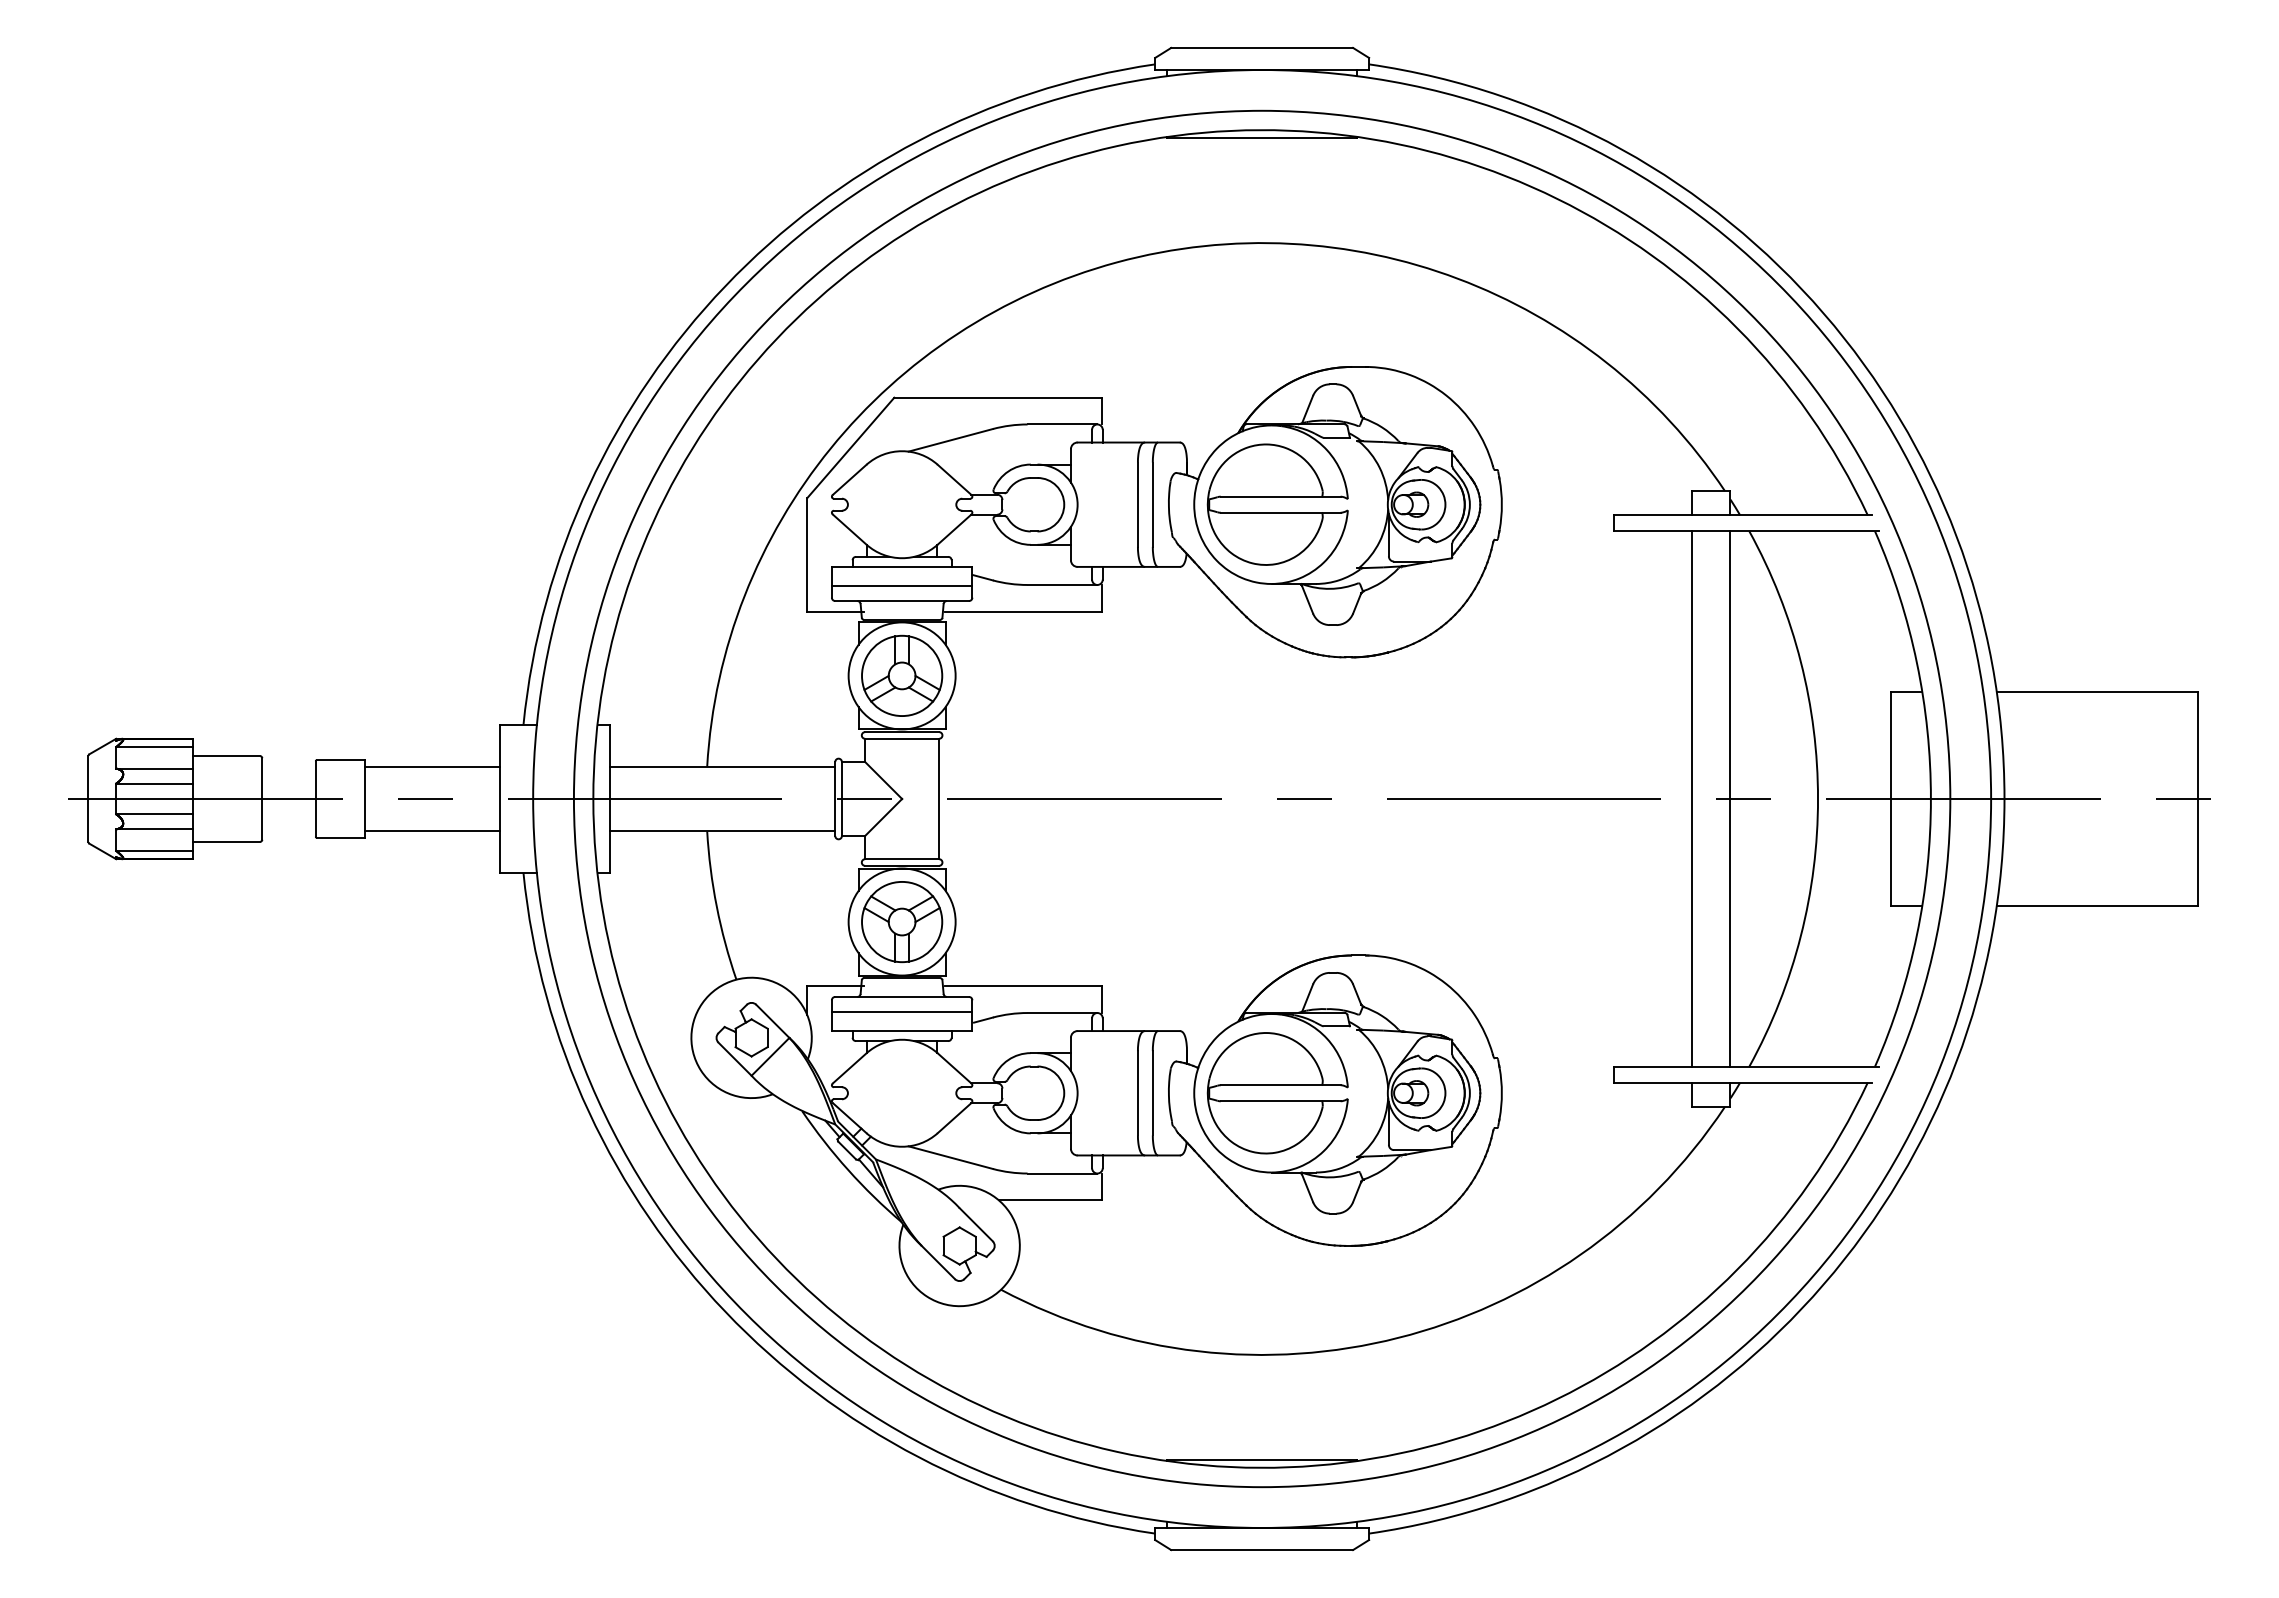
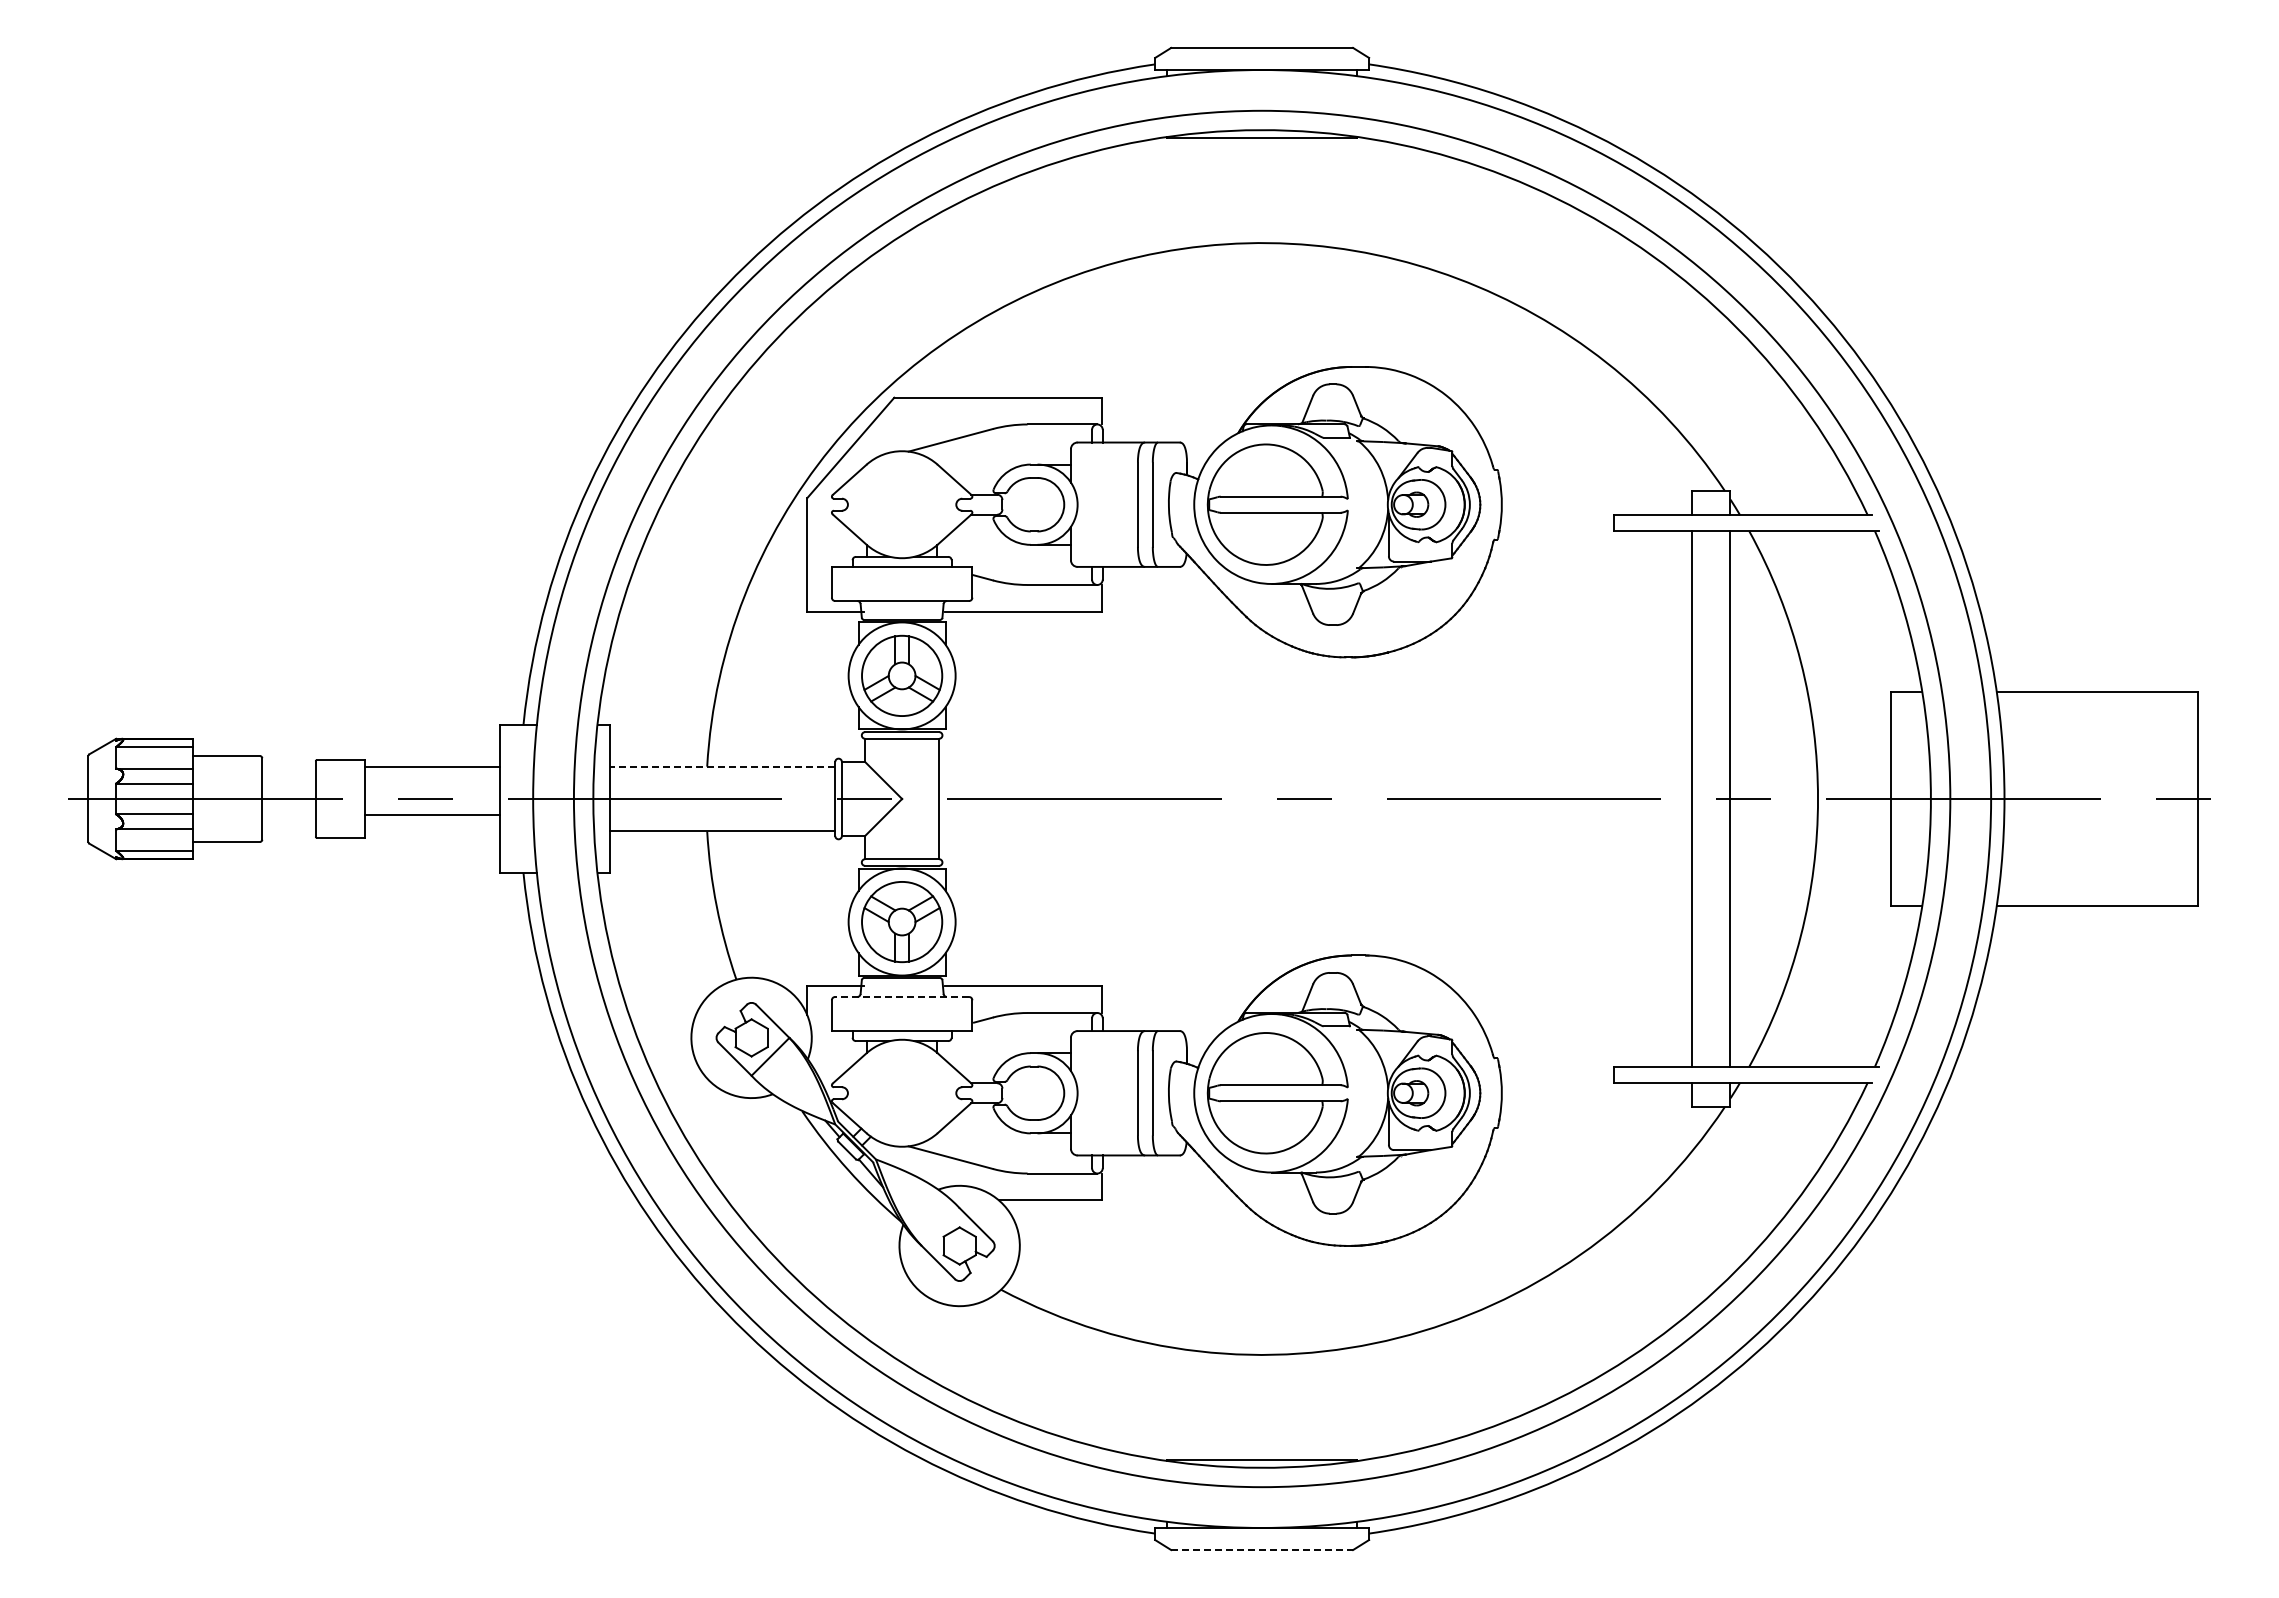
line: present -> none (901, 586)
line: solid -> dashed (722, 766)
line position: (432, 831) -> (432, 815) (432, 815)
line: solid -> dashed (902, 996)
line: present -> none (901, 1011)
line: solid -> dashed (1262, 1550)
